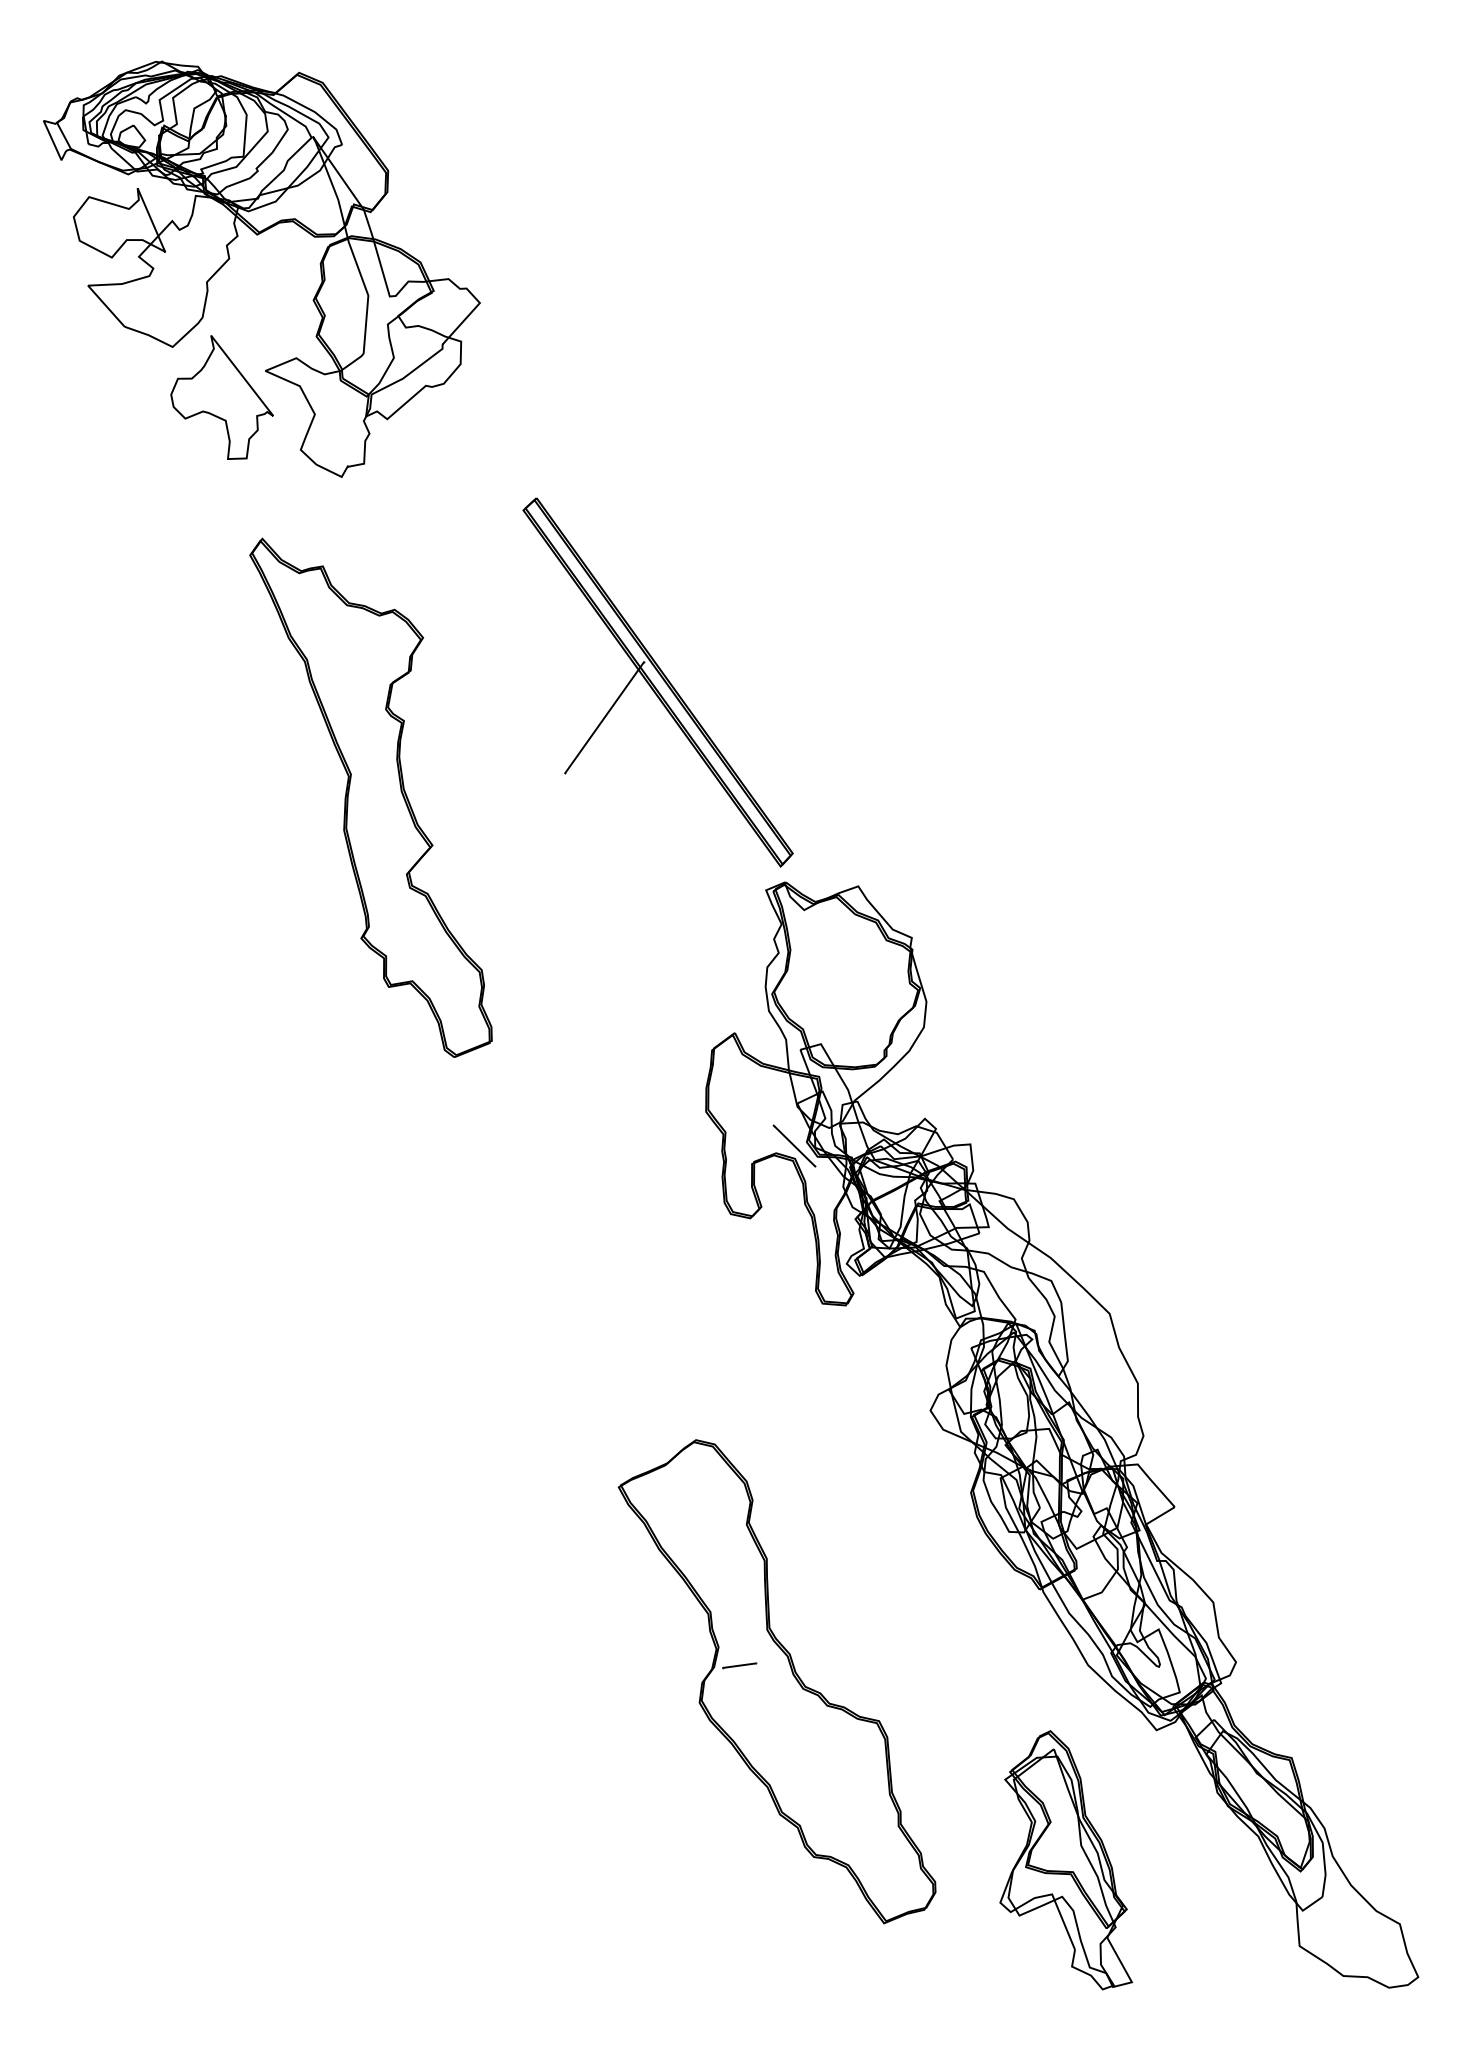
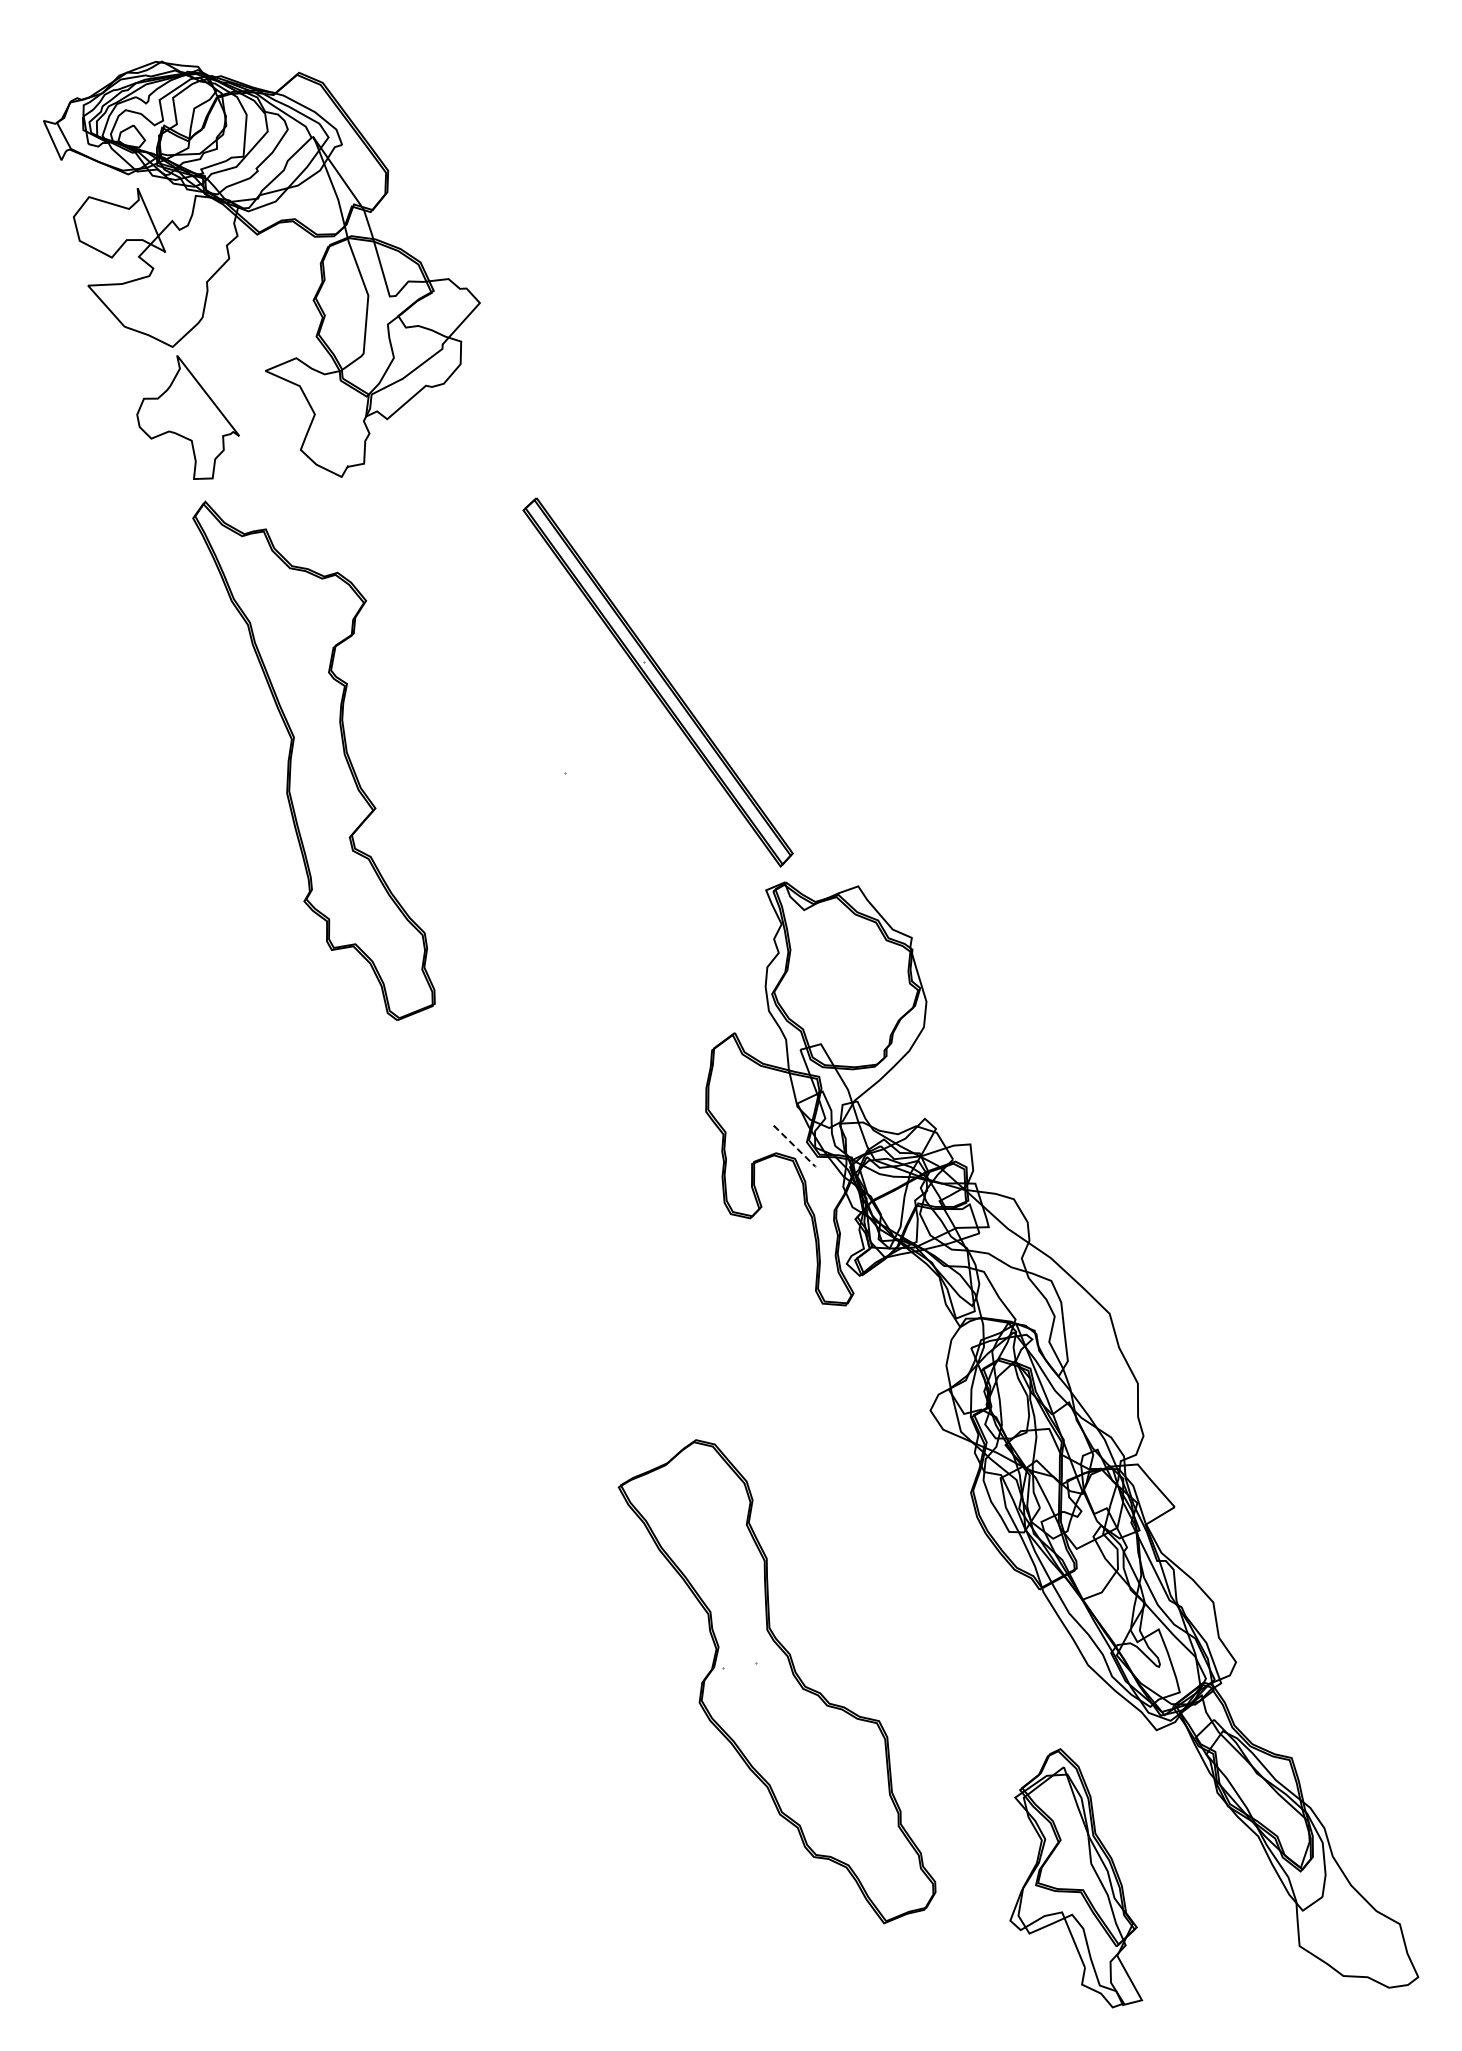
part position: (221, 397) -> (187, 417) (187, 417)
line: present -> none (604, 717)
part position: (370, 797) -> (313, 760) (313, 760)
line: solid -> dashed (794, 1145)
line: present -> none (739, 1665)
part position: (1066, 1860) -> (1076, 1878) (1076, 1878)
